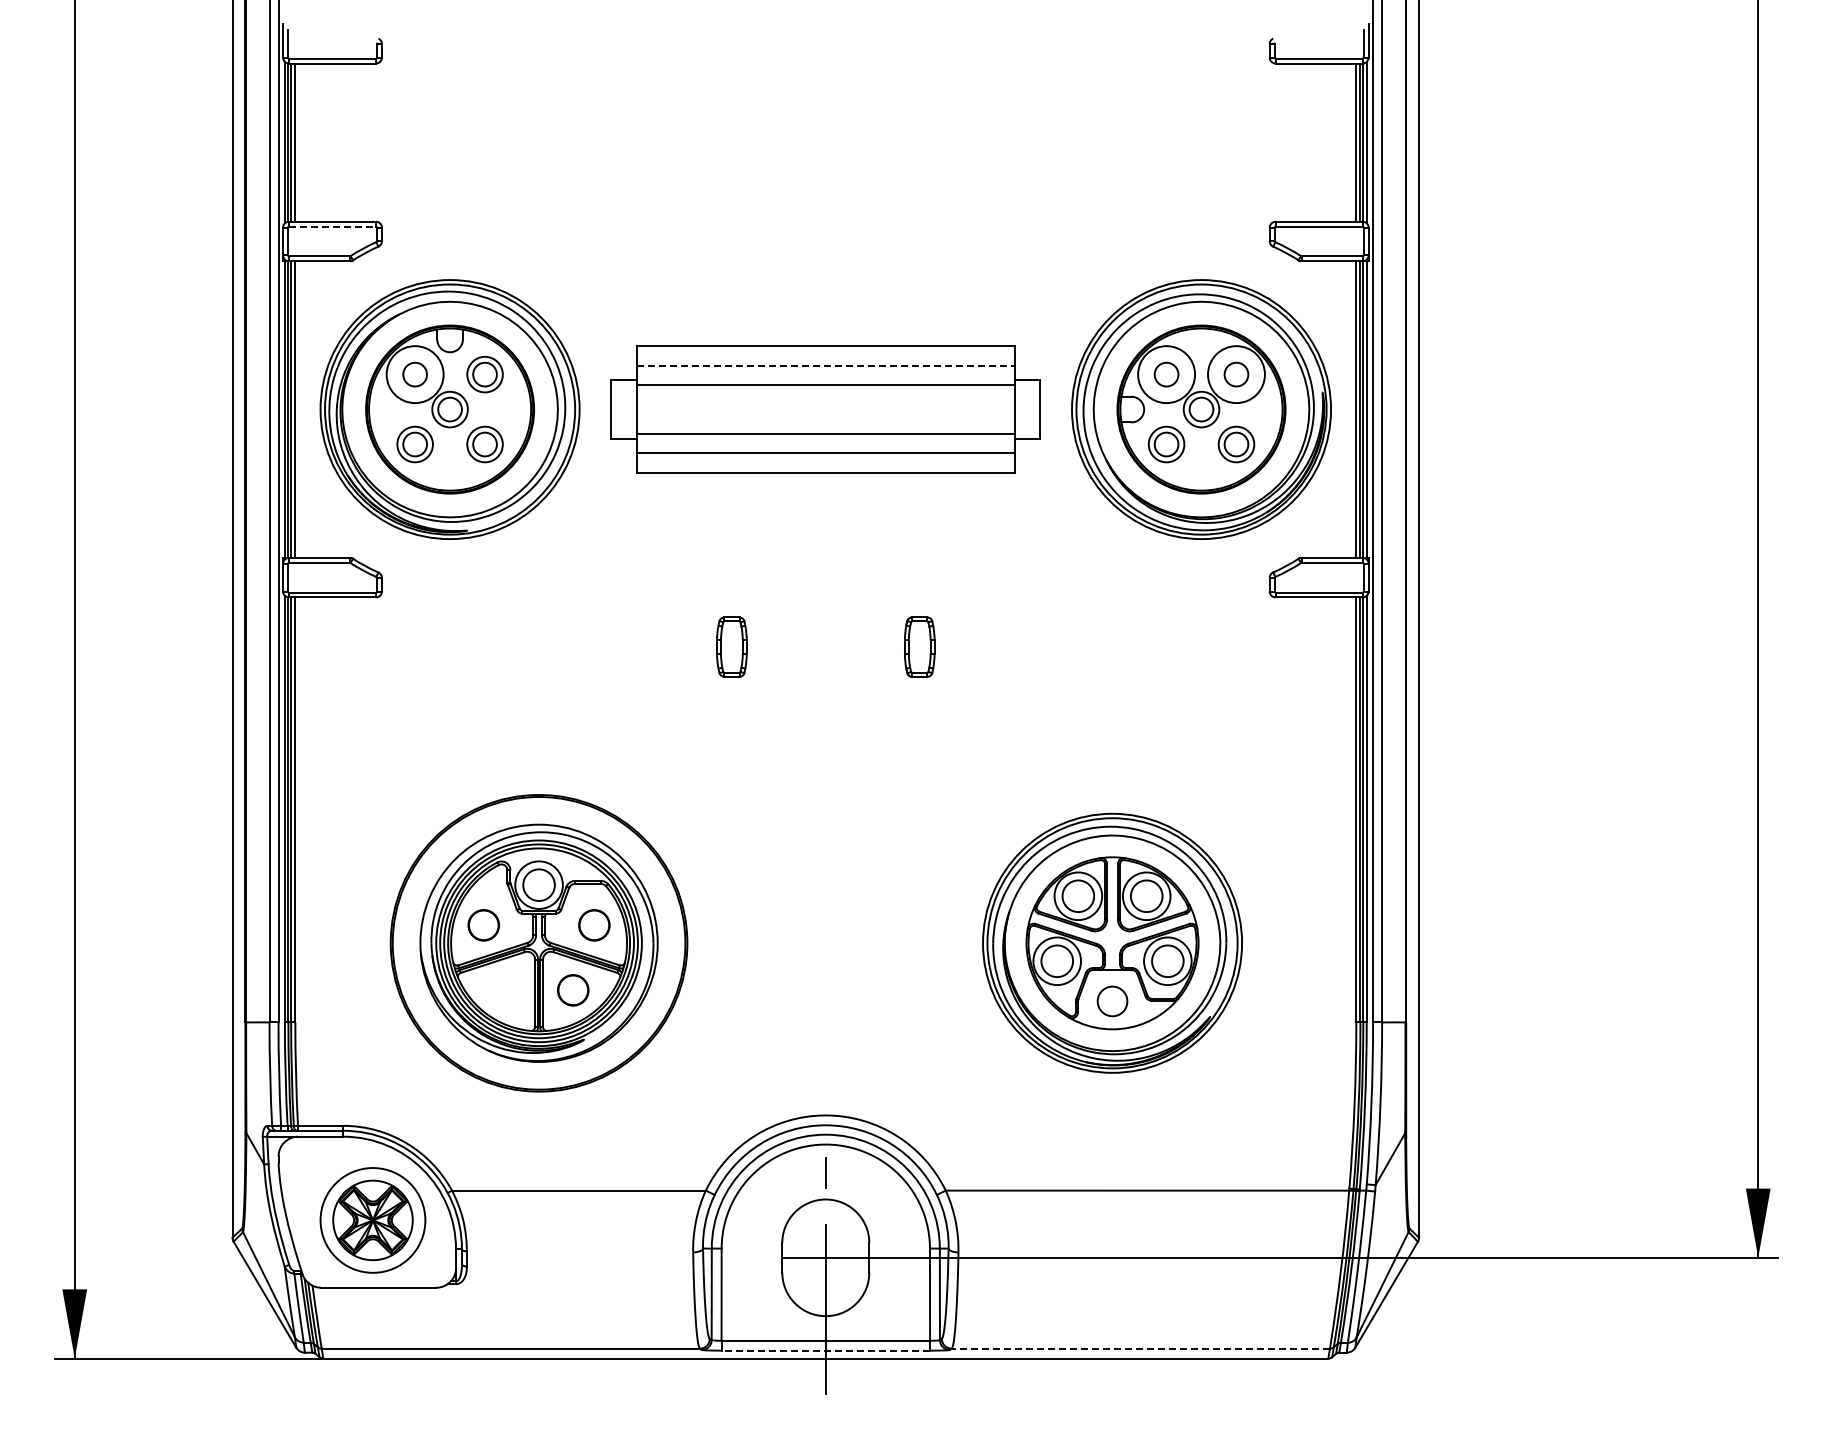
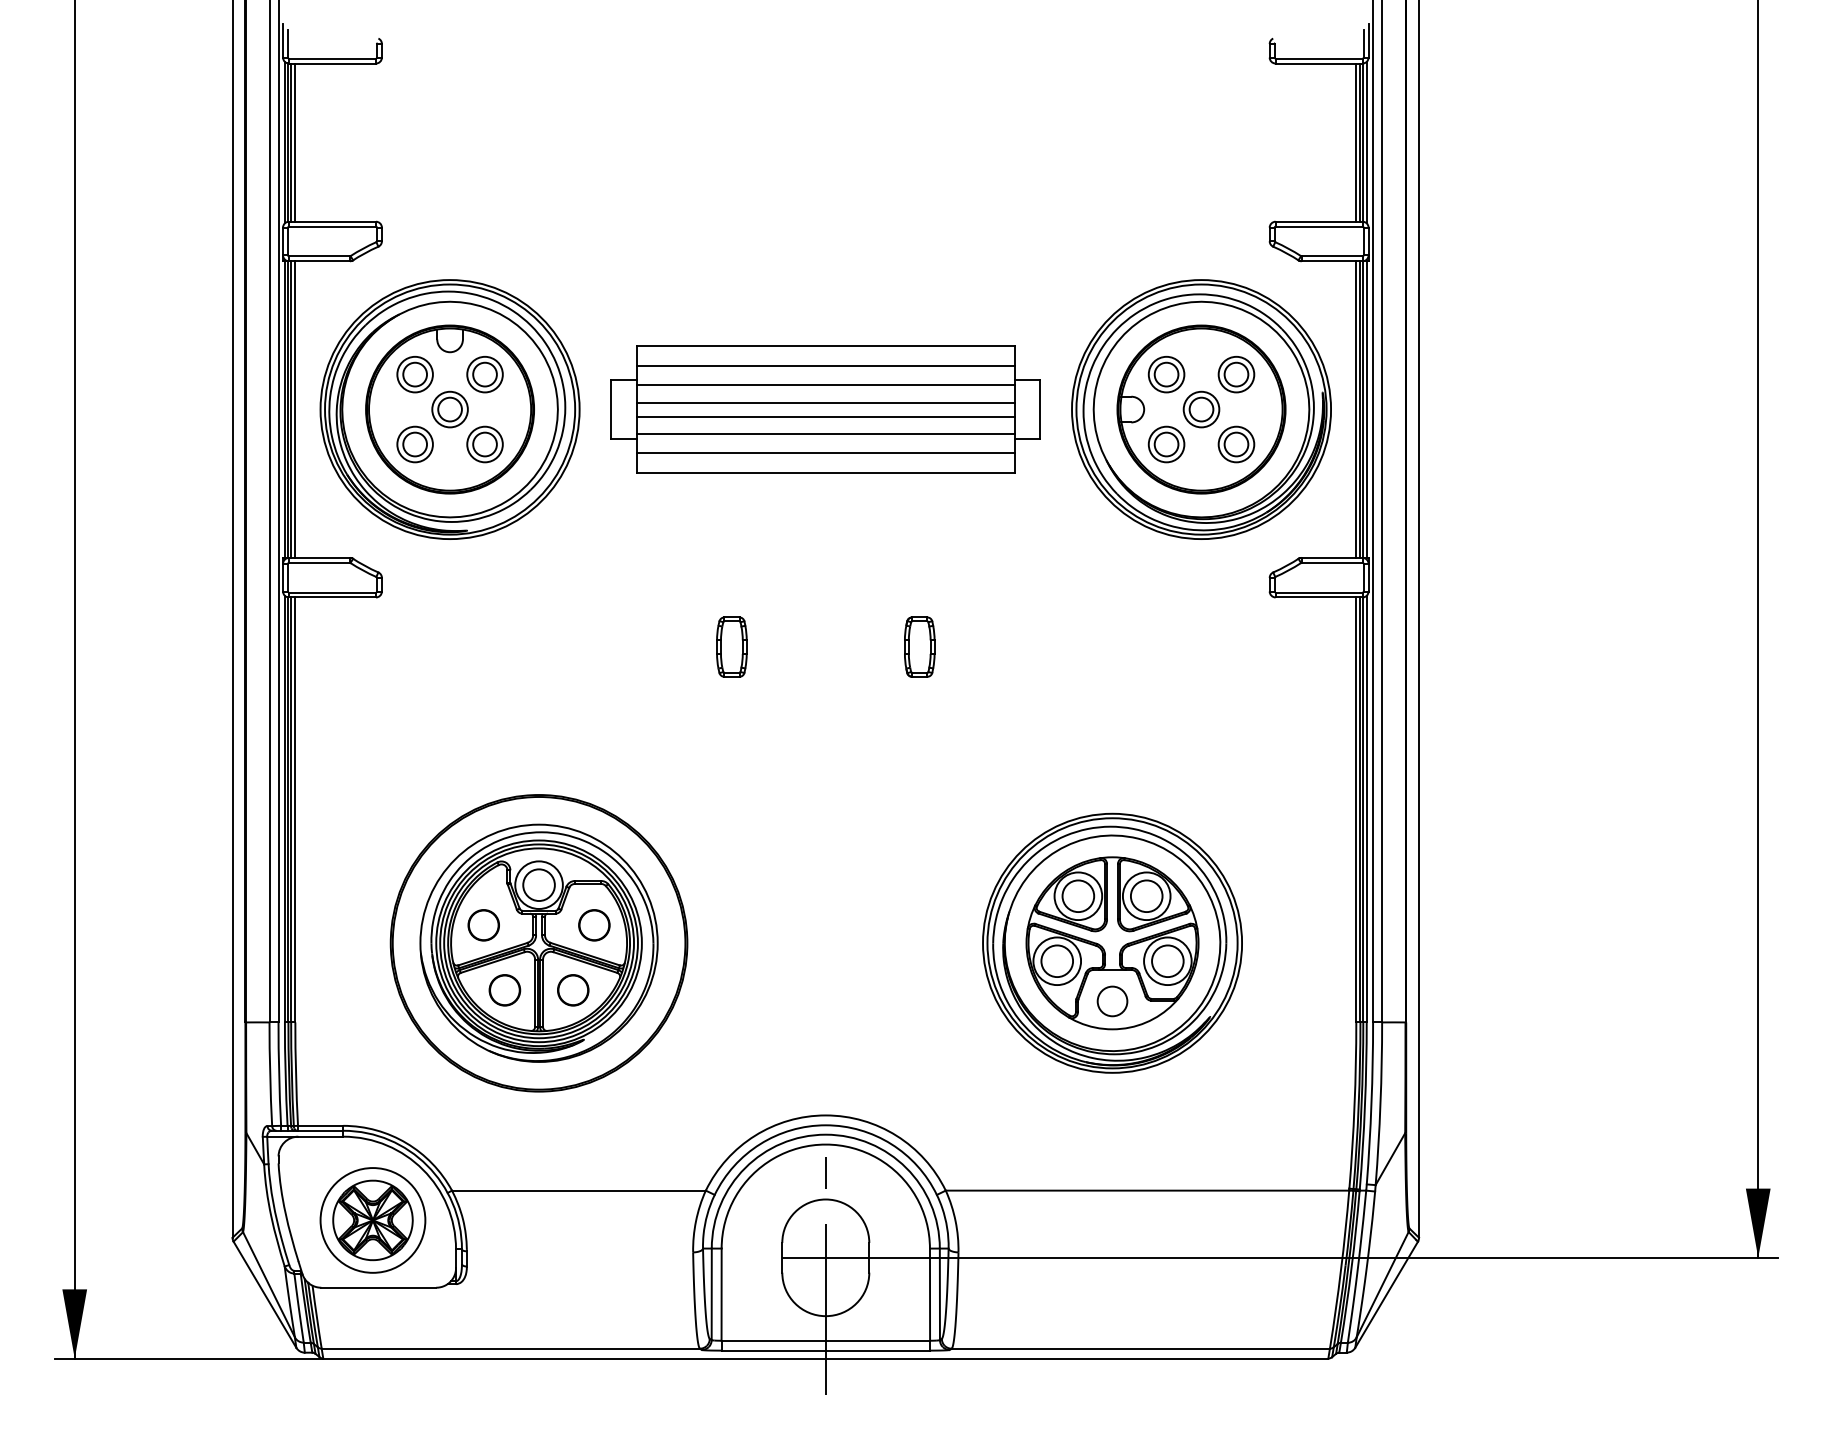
line: dashed -> solid (332, 226)
line: dashed -> solid (825, 366)
circle diameter: 57 px -> 36 px (414, 374)
circle diameter: 57 px -> 36 px (1166, 374)
circle diameter: 57 px -> 36 px (1236, 374)
line: none -> present (825, 402)
line: none -> present (825, 416)
part: none -> present (504, 990)
line: dashed -> solid (1140, 1348)
line: dashed -> solid (825, 1350)
